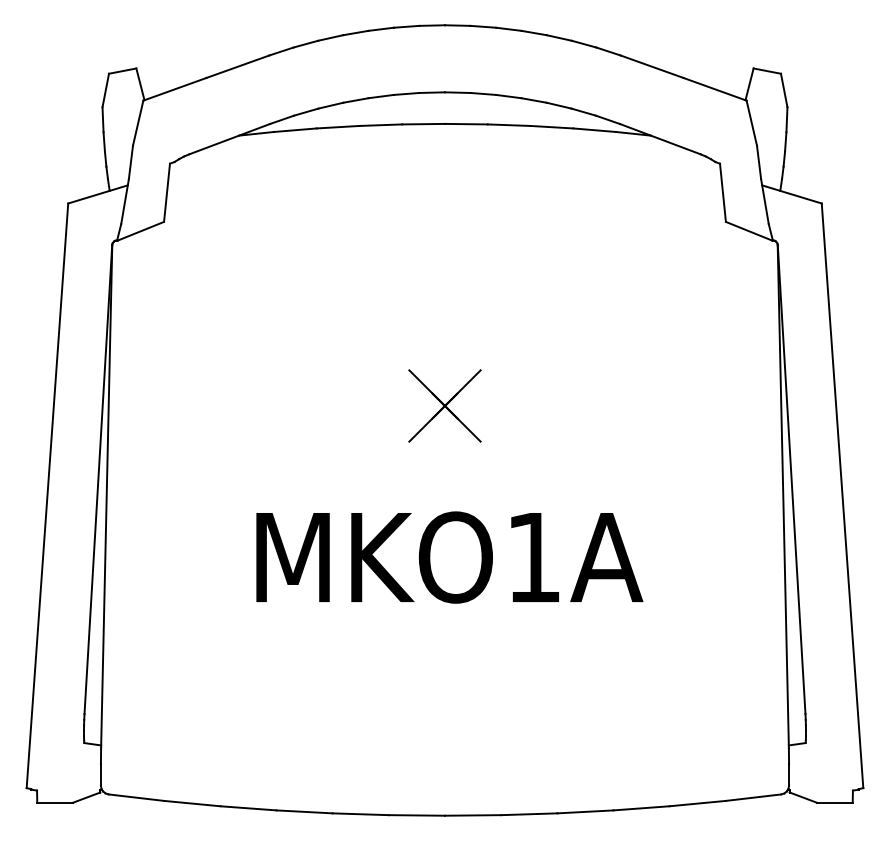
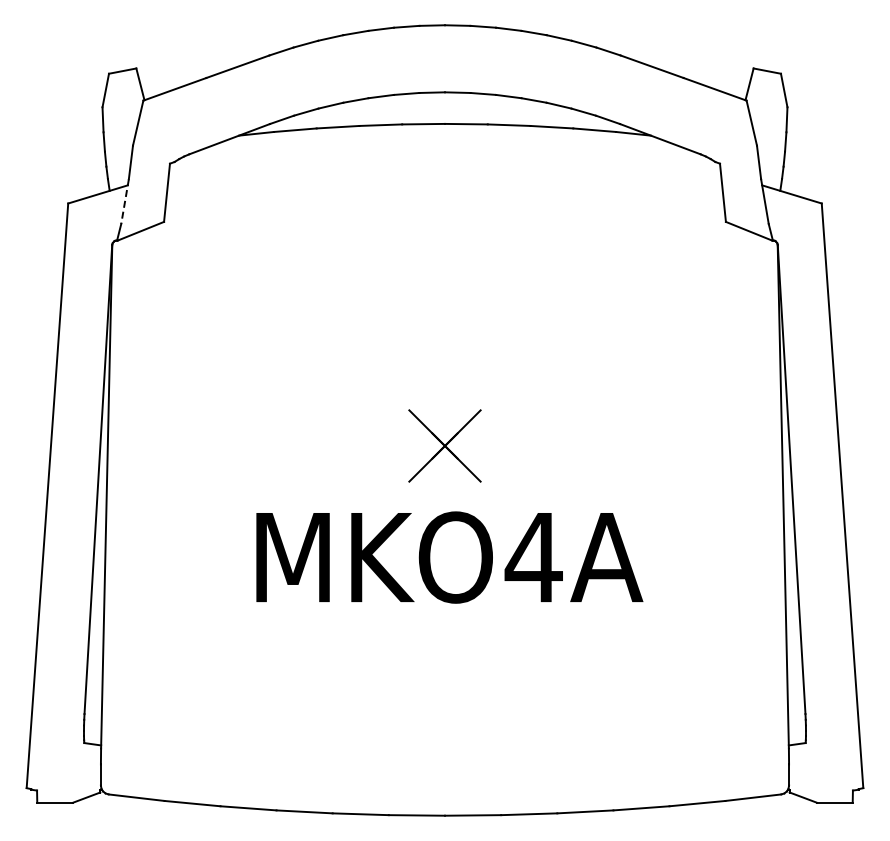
line: solid -> dashed (125, 201)
part position: (444, 405) -> (444, 445) (444, 445)
text: MKO1A -> MKO4A (533, 557)
